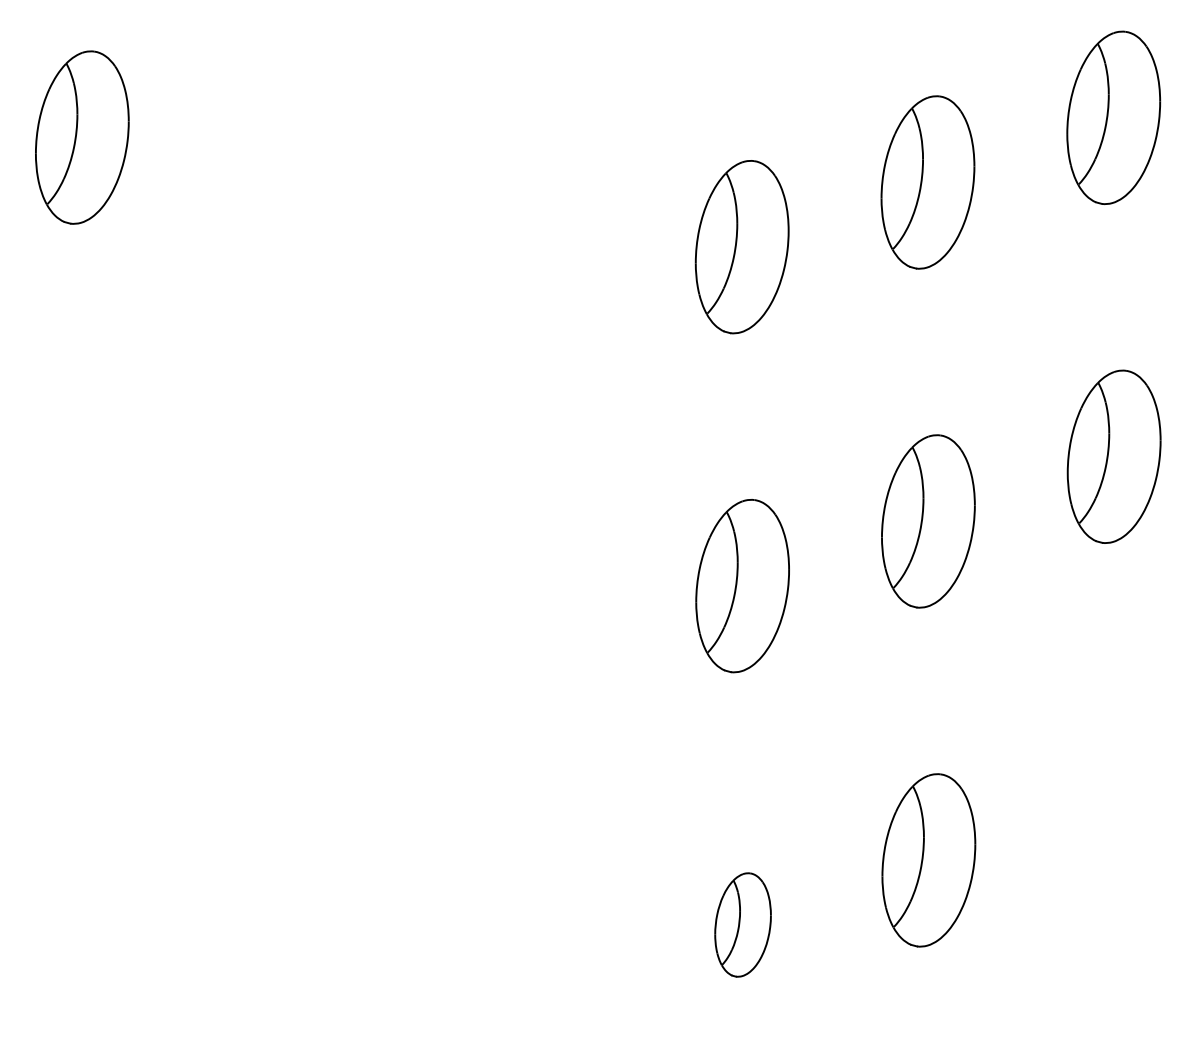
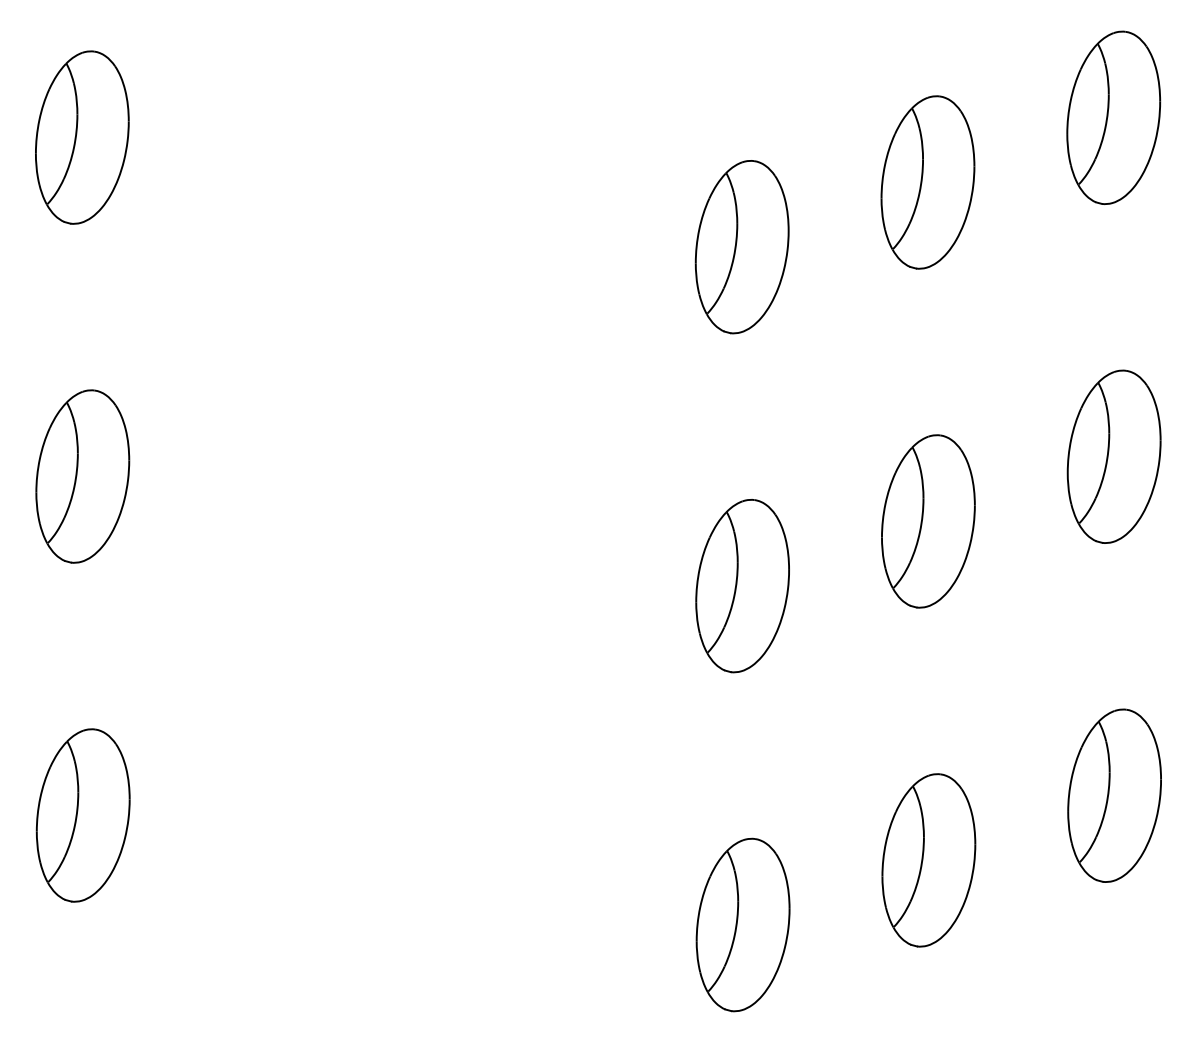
part: none -> present (82, 476)
part: none -> present (1114, 795)
part: none -> present (82, 815)
part size: 58x106 px -> 96x176 px (742, 924)
